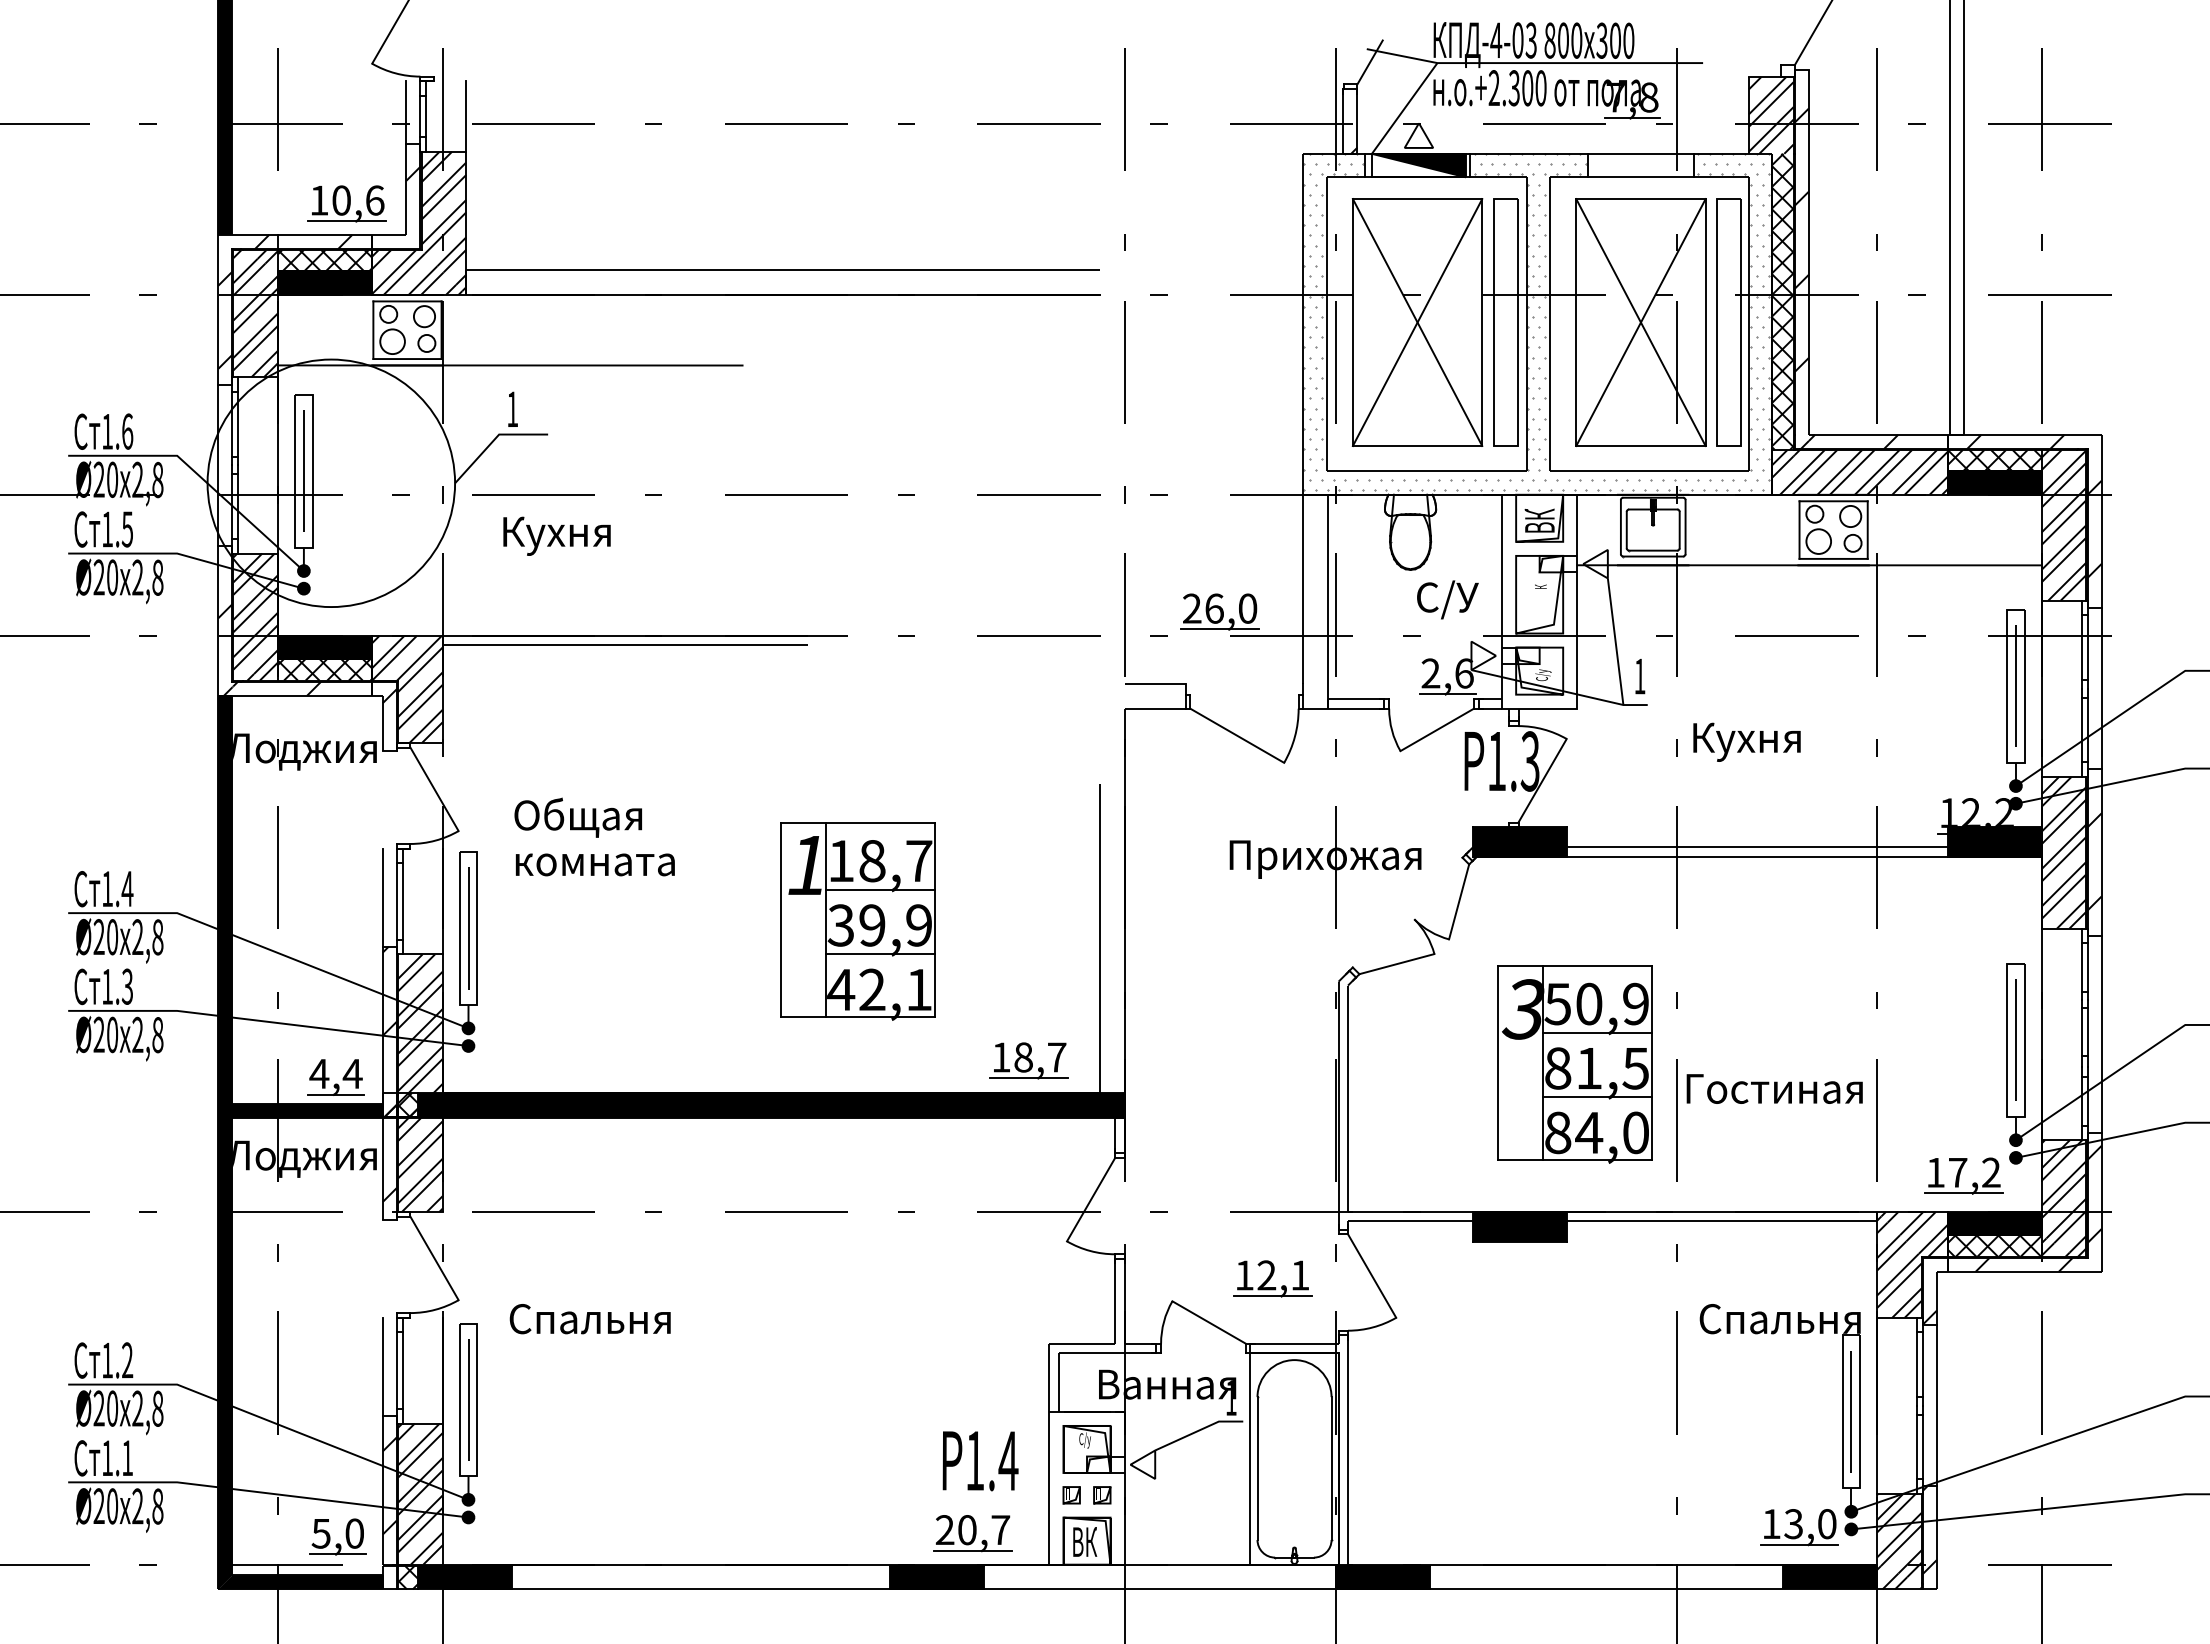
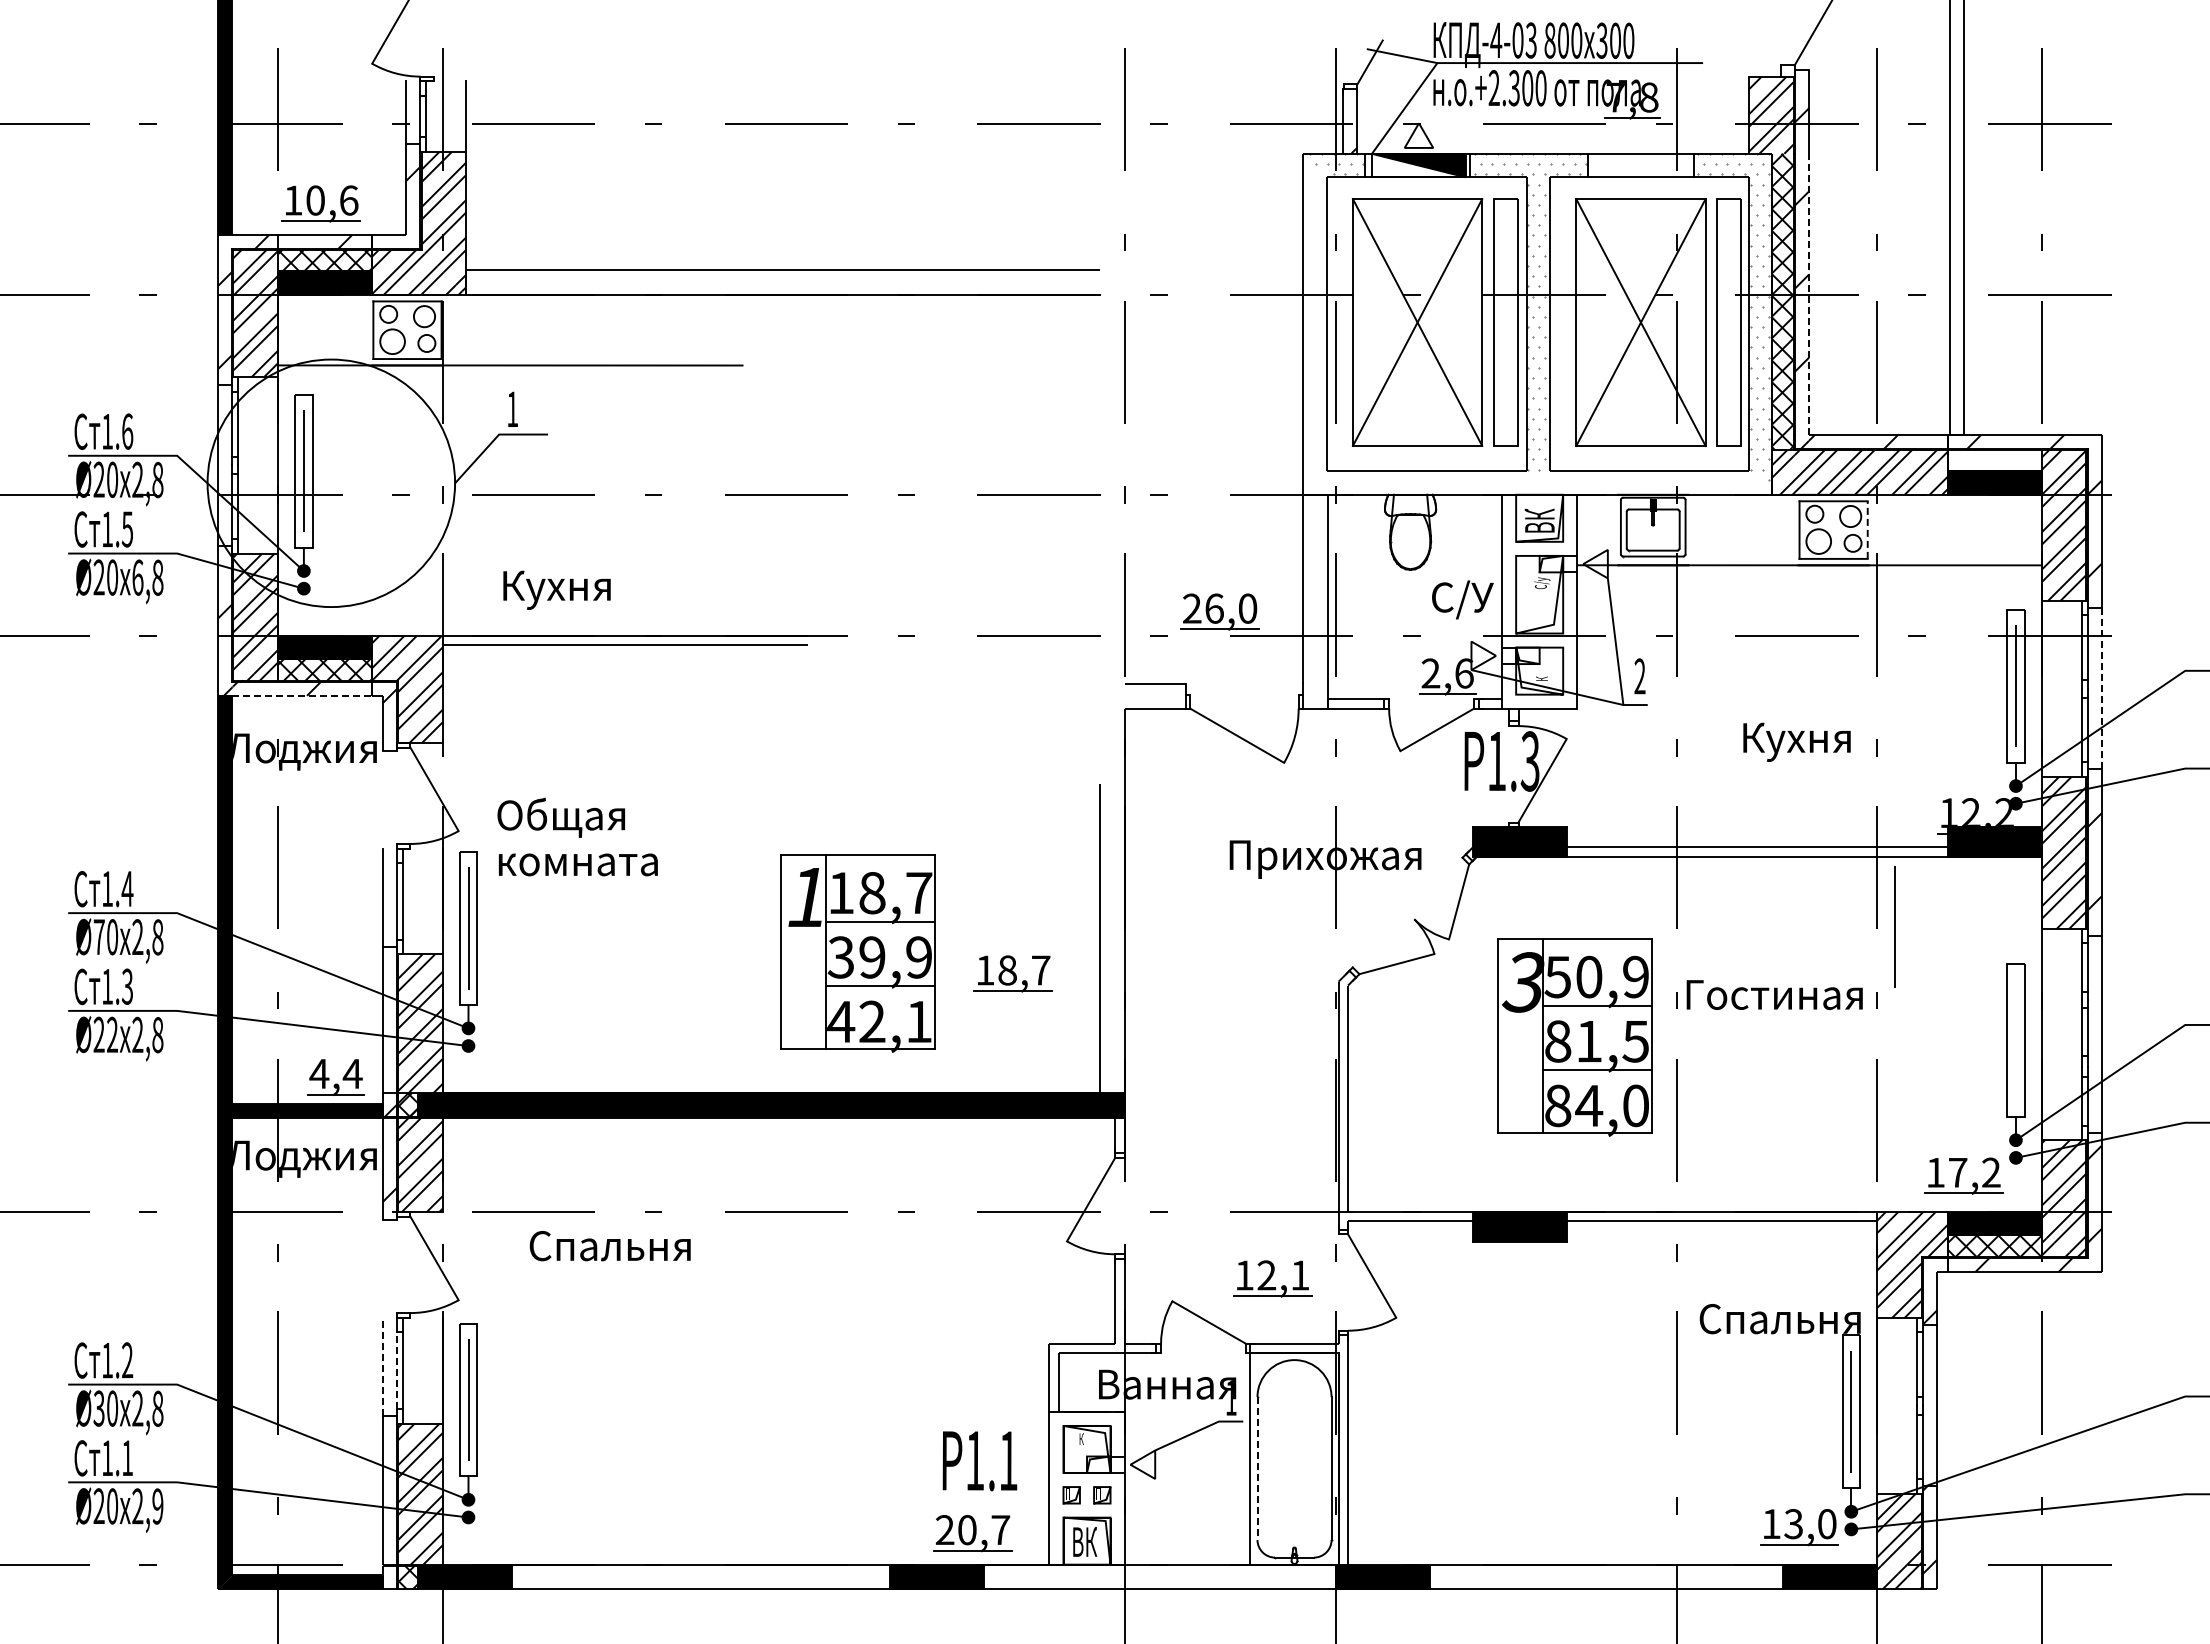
part position: (346, 203) -> (320, 203) (320, 203)
line: solid -> dashed (1808, 293)
hatch: present -> none (1312, 326)
hatch: present -> none (1994, 460)
hatch: present -> none (1538, 484)
line: solid -> dashed (1867, 530)
text position: (556, 535) -> (556, 589) (556, 589)
text: 2,8 -> 6,8 (137, 577)
text: К -> С/у (1542, 583)
text position: (1447, 599) -> (1462, 599) (1462, 599)
text: С/у -> К (1543, 675)
text: 1 -> 2 (1639, 675)
line: solid -> dashed (2101, 688)
line: solid -> dashed (302, 695)
text position: (1746, 741) -> (1796, 741) (1796, 741)
text position: (594, 836) -> (577, 836) (577, 836)
part position: (857, 921) -> (857, 953) (857, 953)
text: Ø20 -> Ø70 (98, 936)
hatch: present -> none (389, 1031)
text: Ø20 -> Ø22 (112, 1034)
line position: (2015, 1039) -> (1894, 926) (1894, 926)
part position: (1028, 1060) -> (1012, 973) (1012, 973)
part position: (1574, 1064) -> (1574, 1037) (1574, 1037)
text position: (1774, 1088) -> (1774, 994) (1774, 994)
text position: (589, 1319) -> (609, 1246) (609, 1246)
line: solid -> dashed (382, 1366)
line: solid -> dashed (396, 1370)
text: Ø20 -> Ø30 (98, 1408)
text: С/у -> К (1084, 1440)
text: 1.4 -> 1.1 (1008, 1460)
line: solid -> dashed (1257, 1469)
hatch: present -> none (389, 1485)
text: 2,8 -> 2,9 (157, 1506)
part: present -> none (330, 1536)
